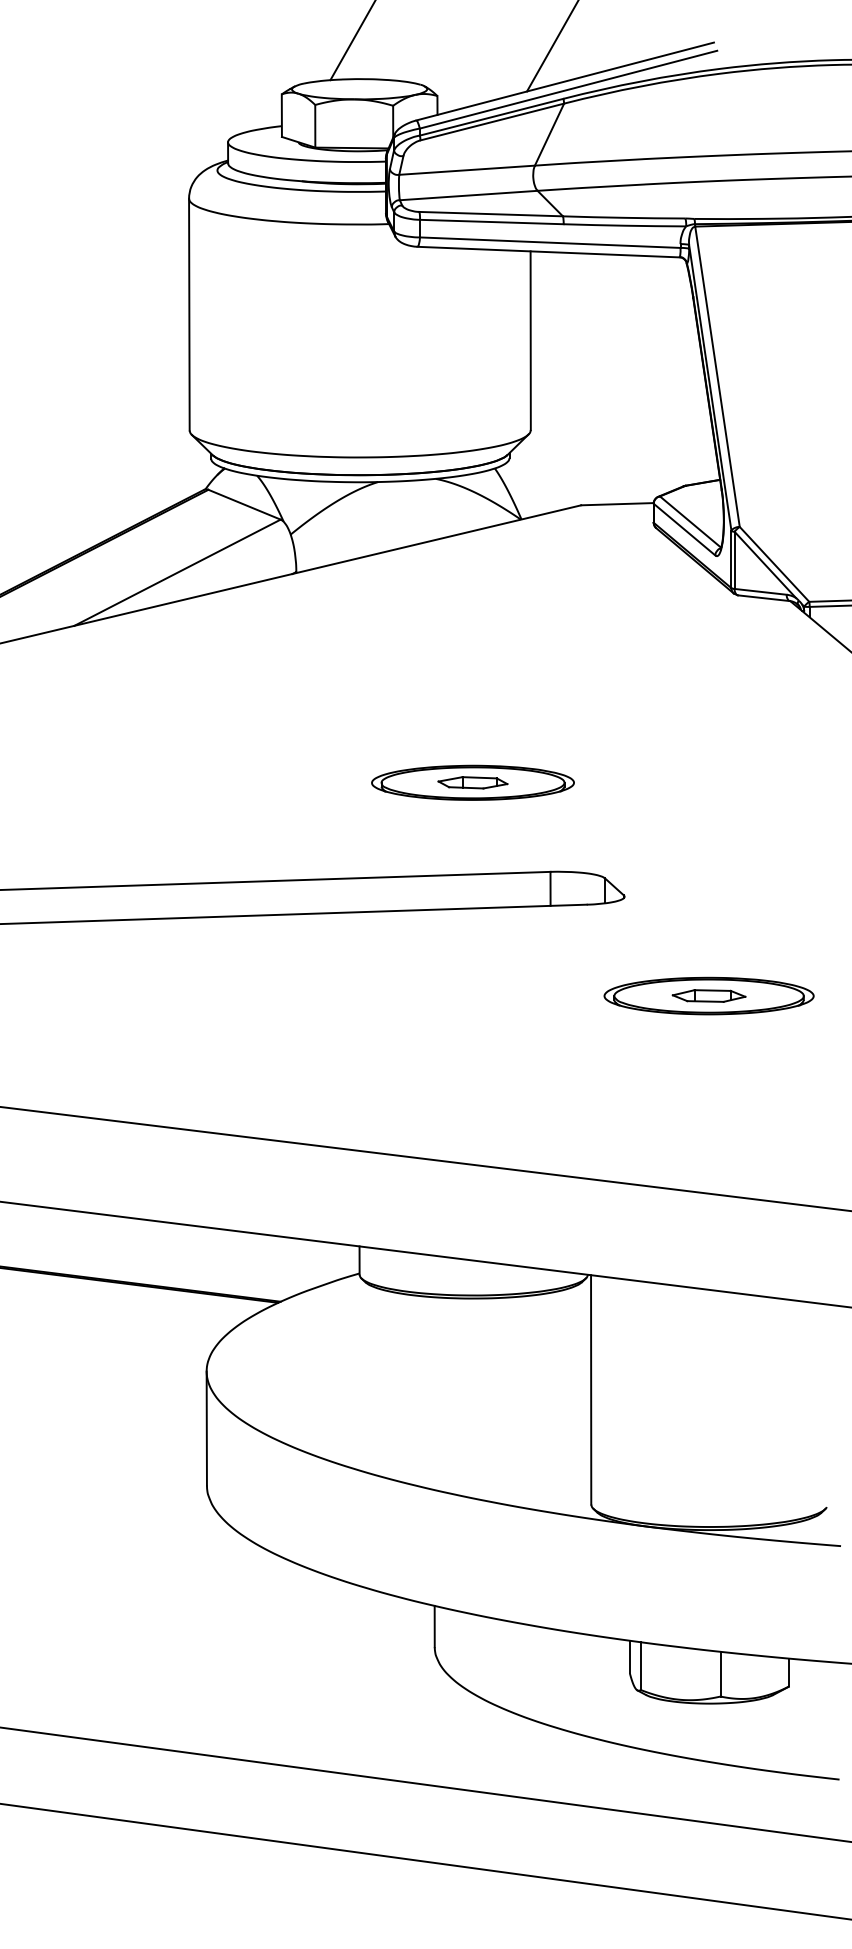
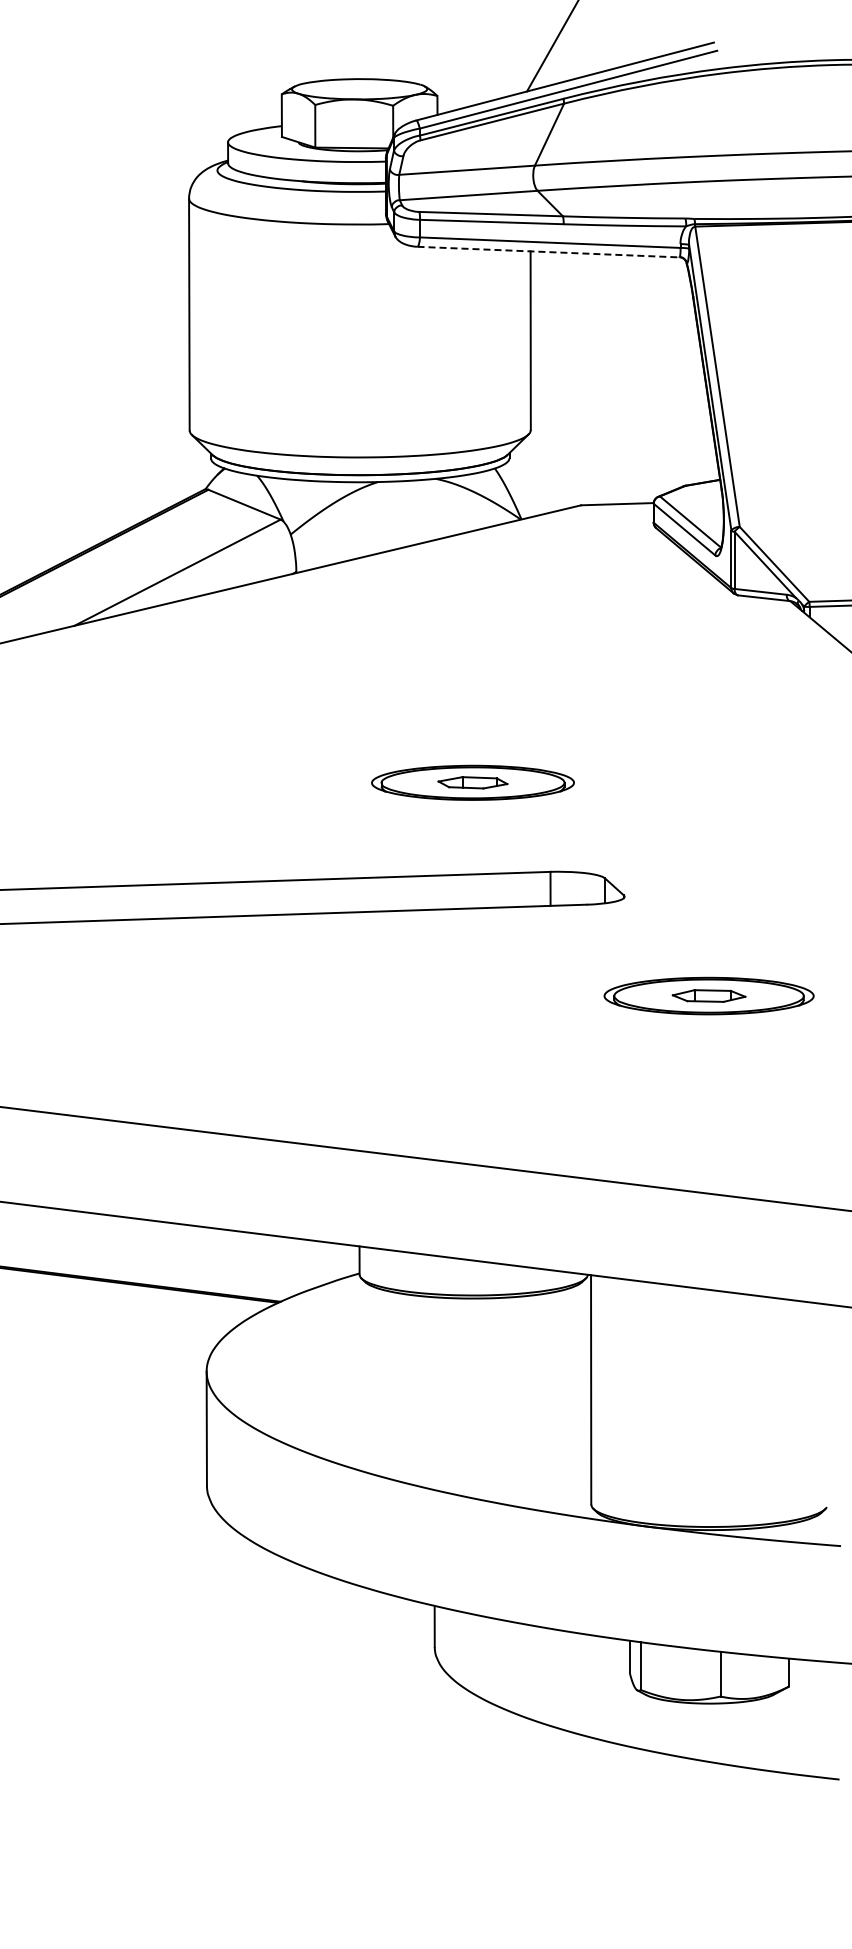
line: present -> none (352, 41)
line: solid -> dashed (549, 252)
line: present -> none (425, 1784)
line: present -> none (425, 1861)
